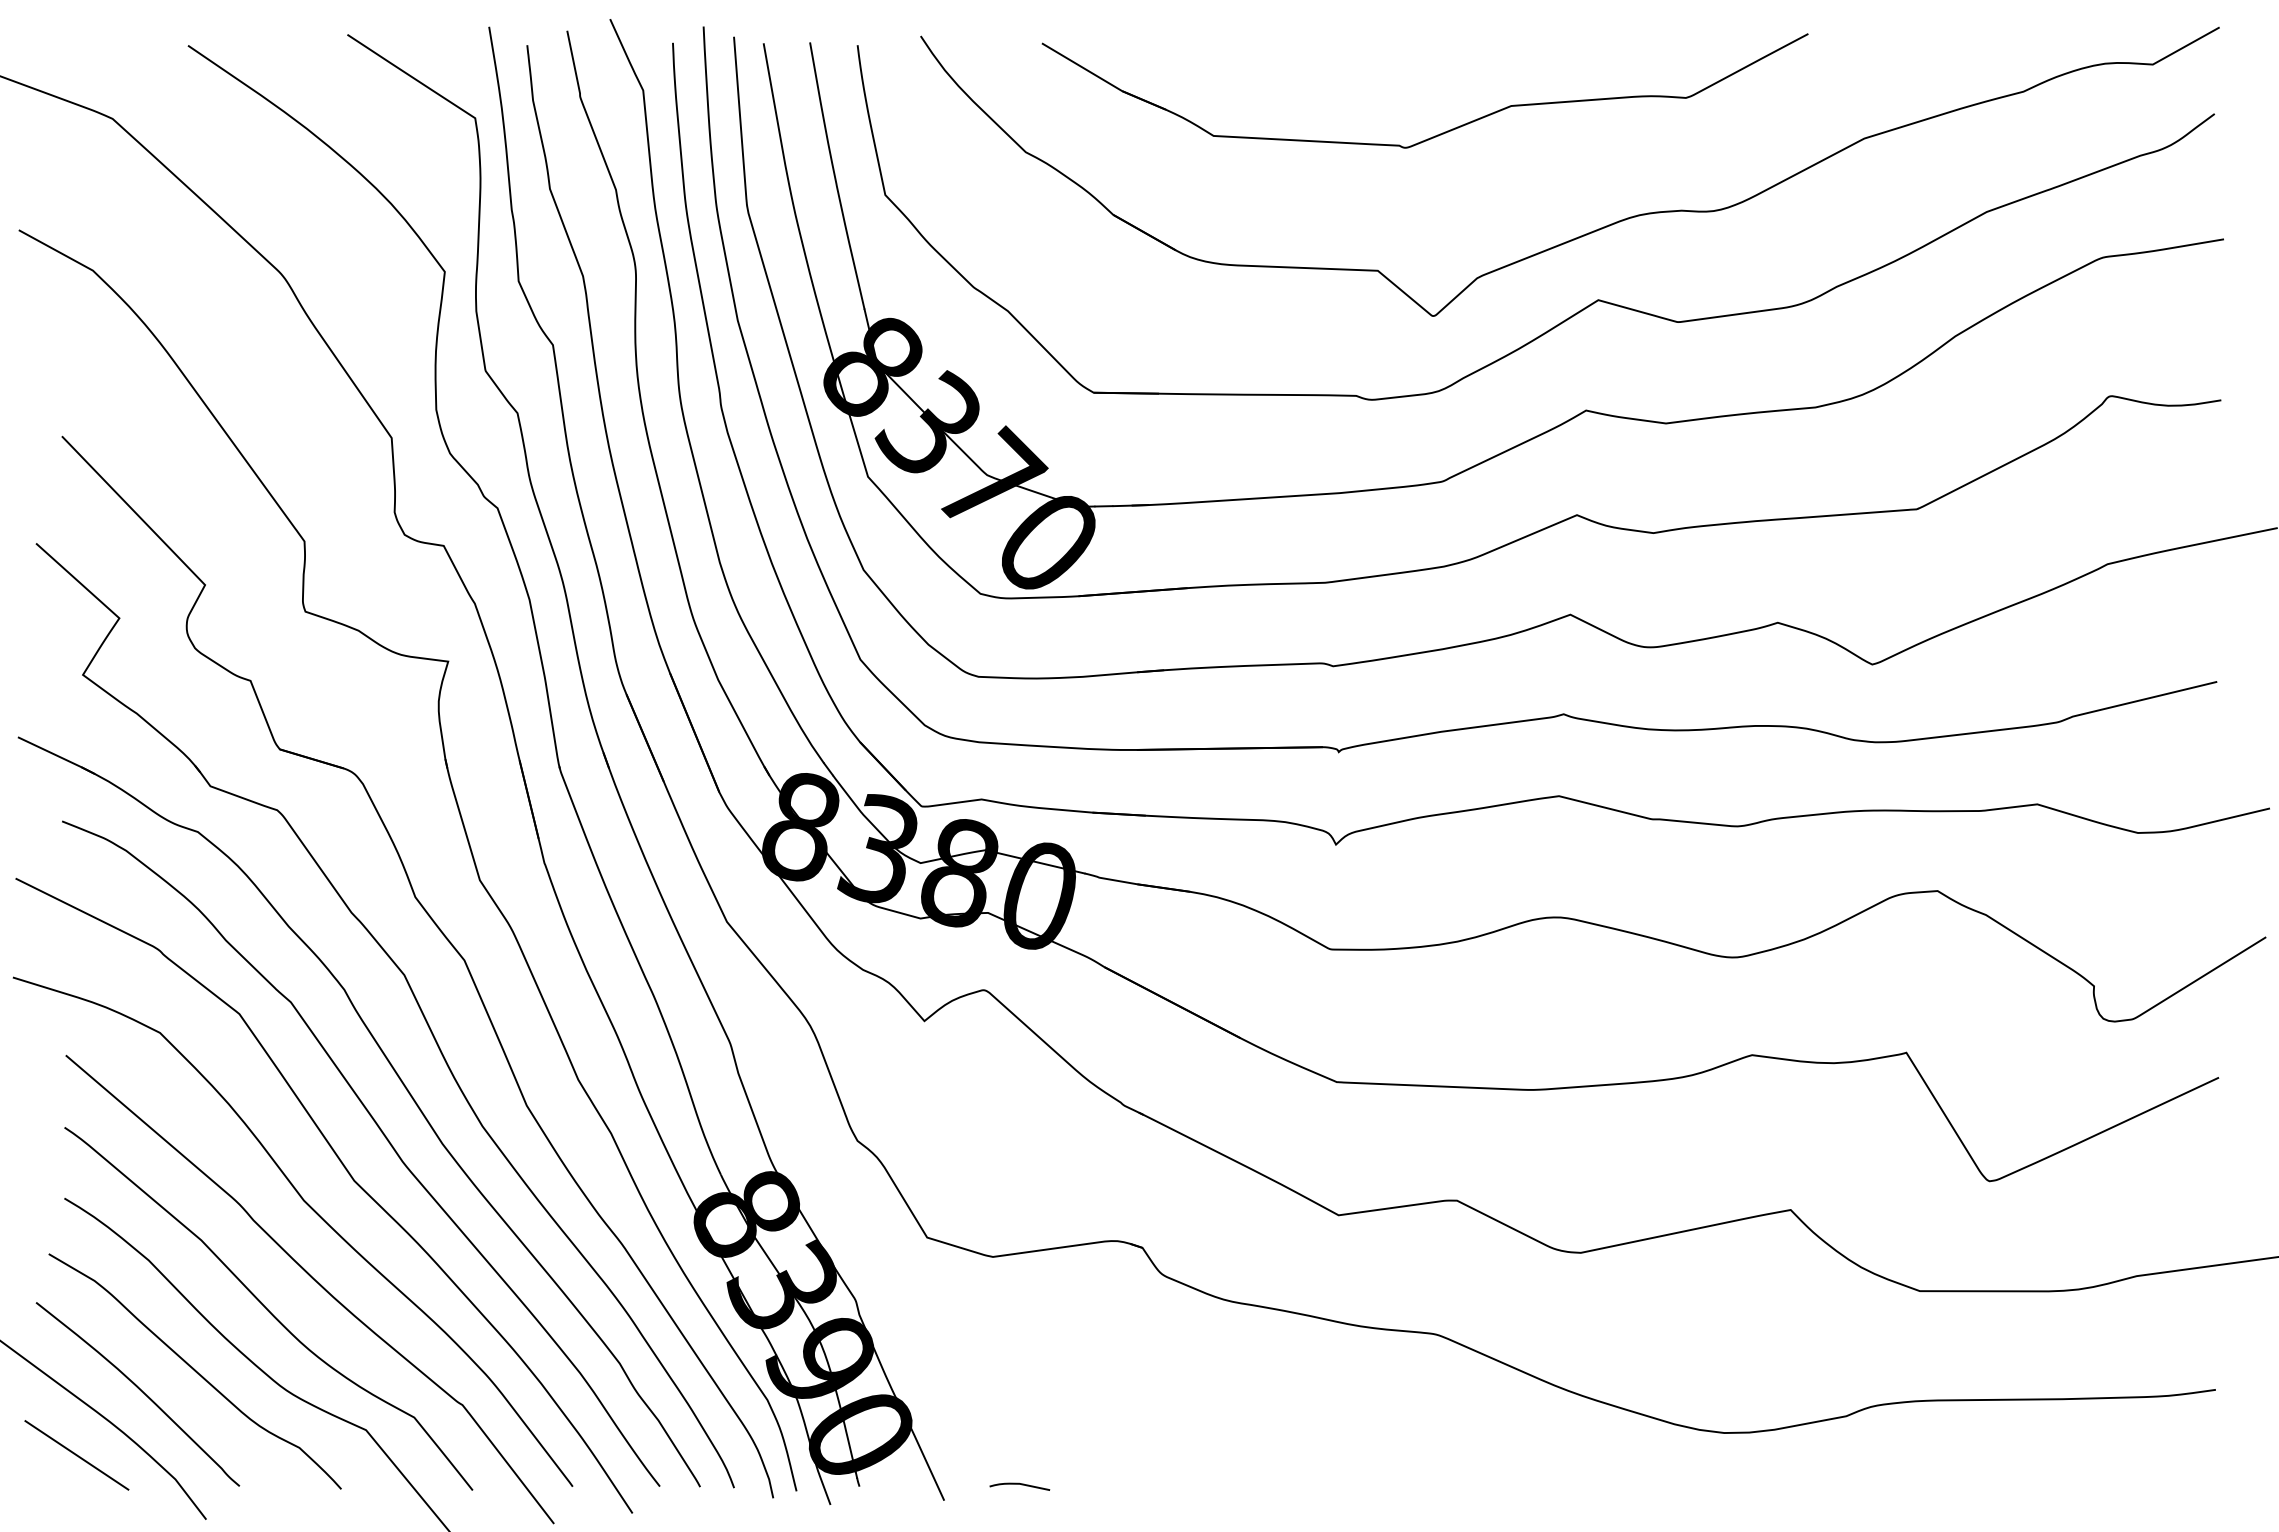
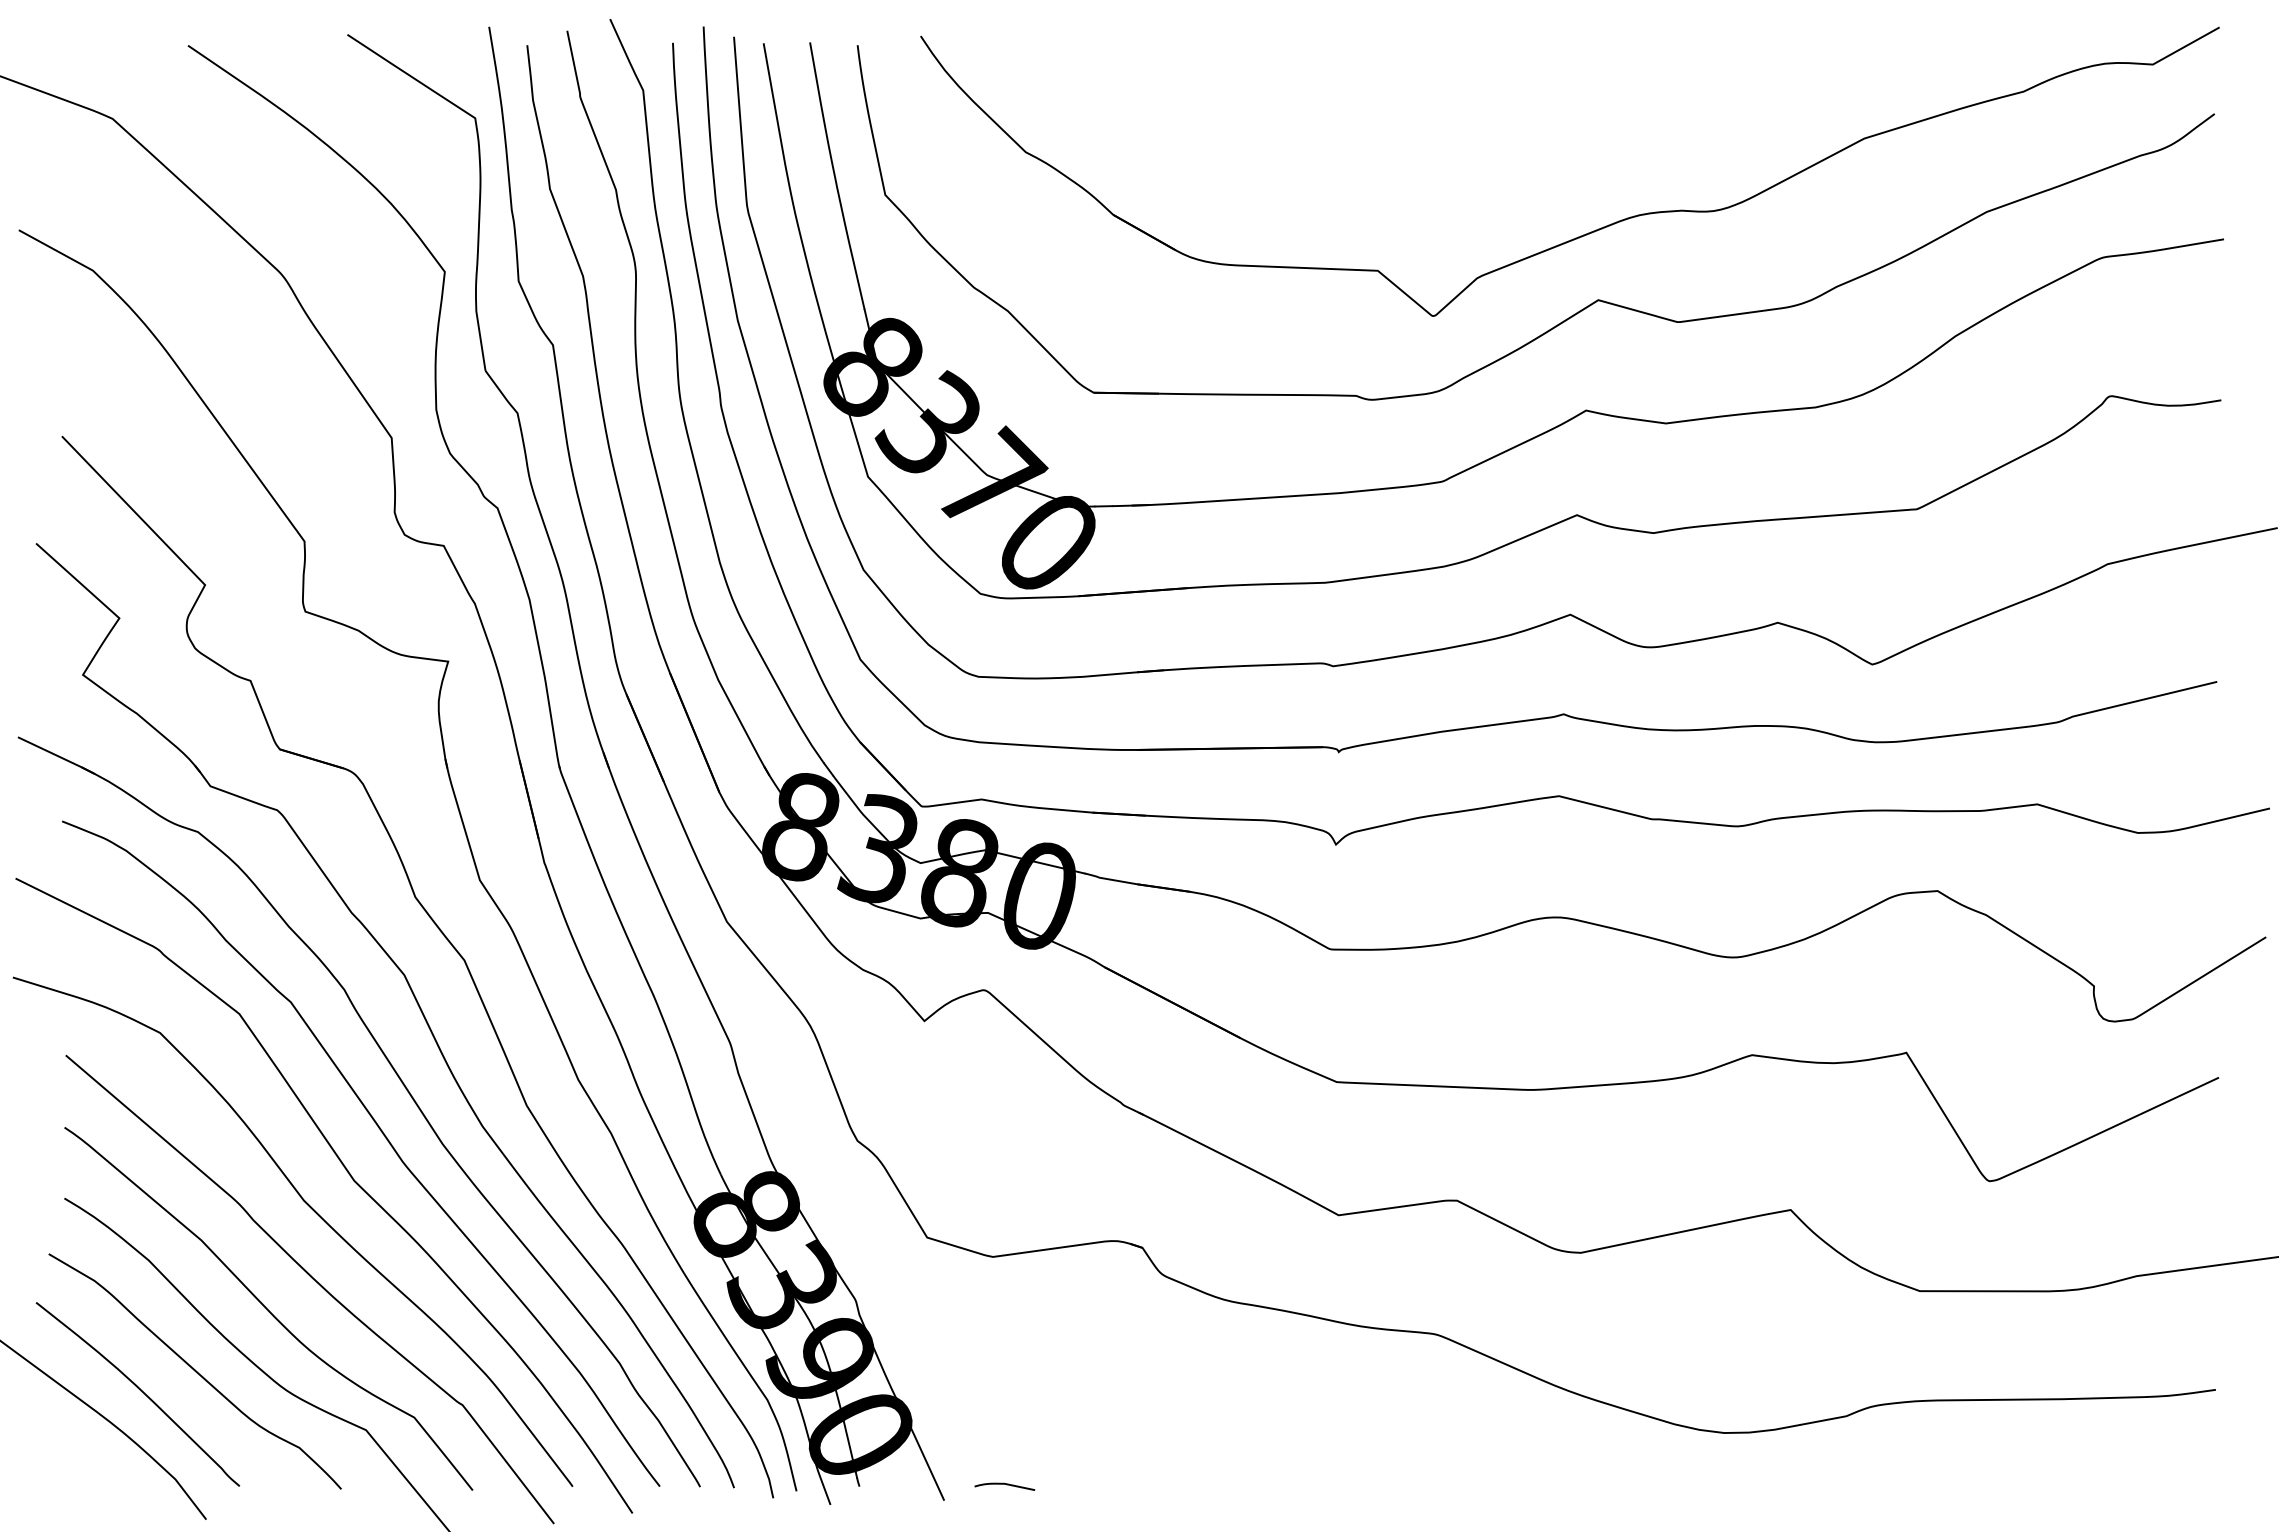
part: present -> none (1442, 132)
line: present -> none (76, 1455)
curve position: (1019, 1484) -> (1004, 1484) (1004, 1484)
